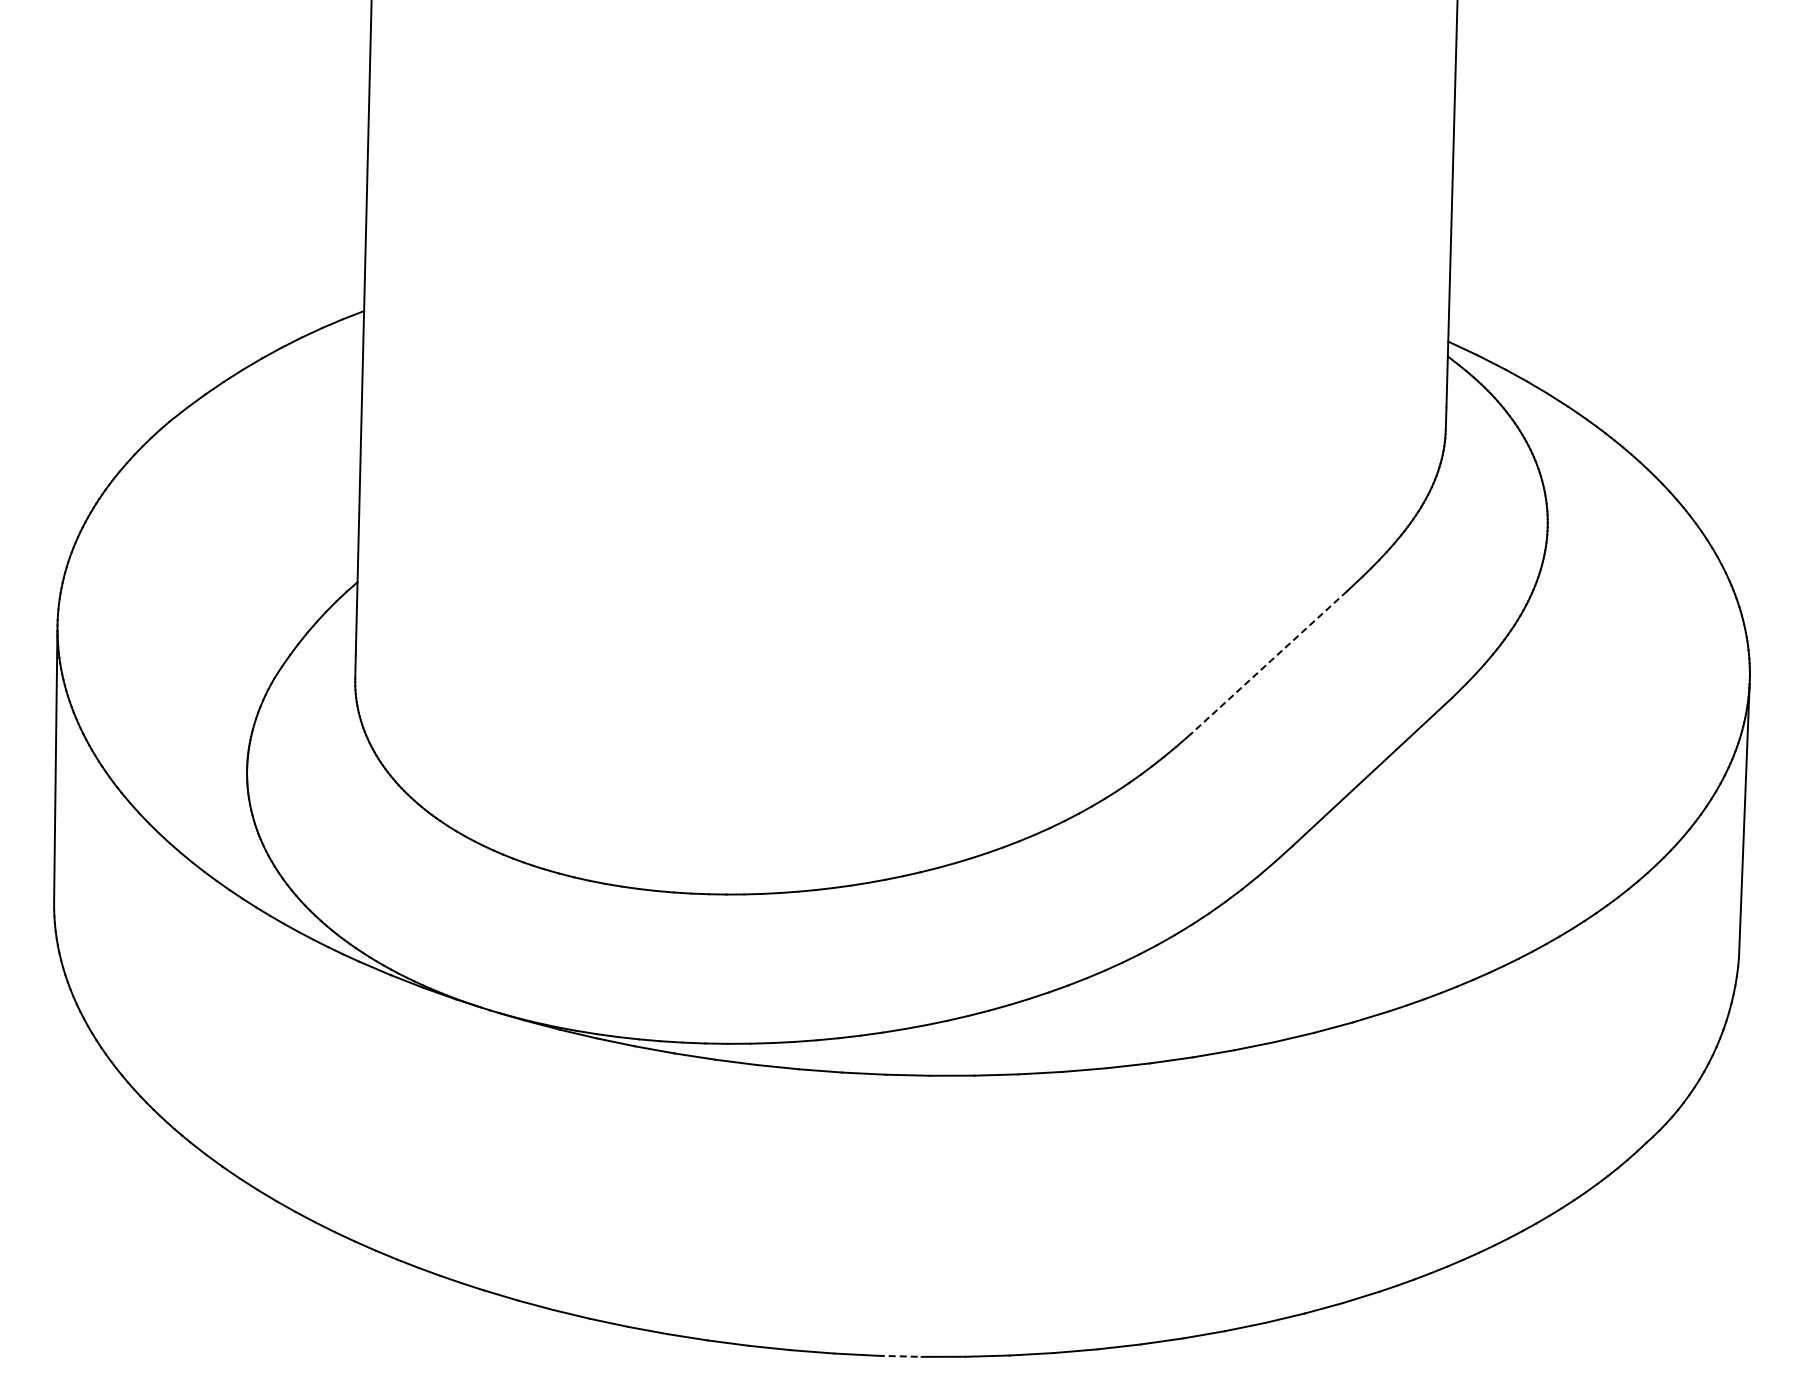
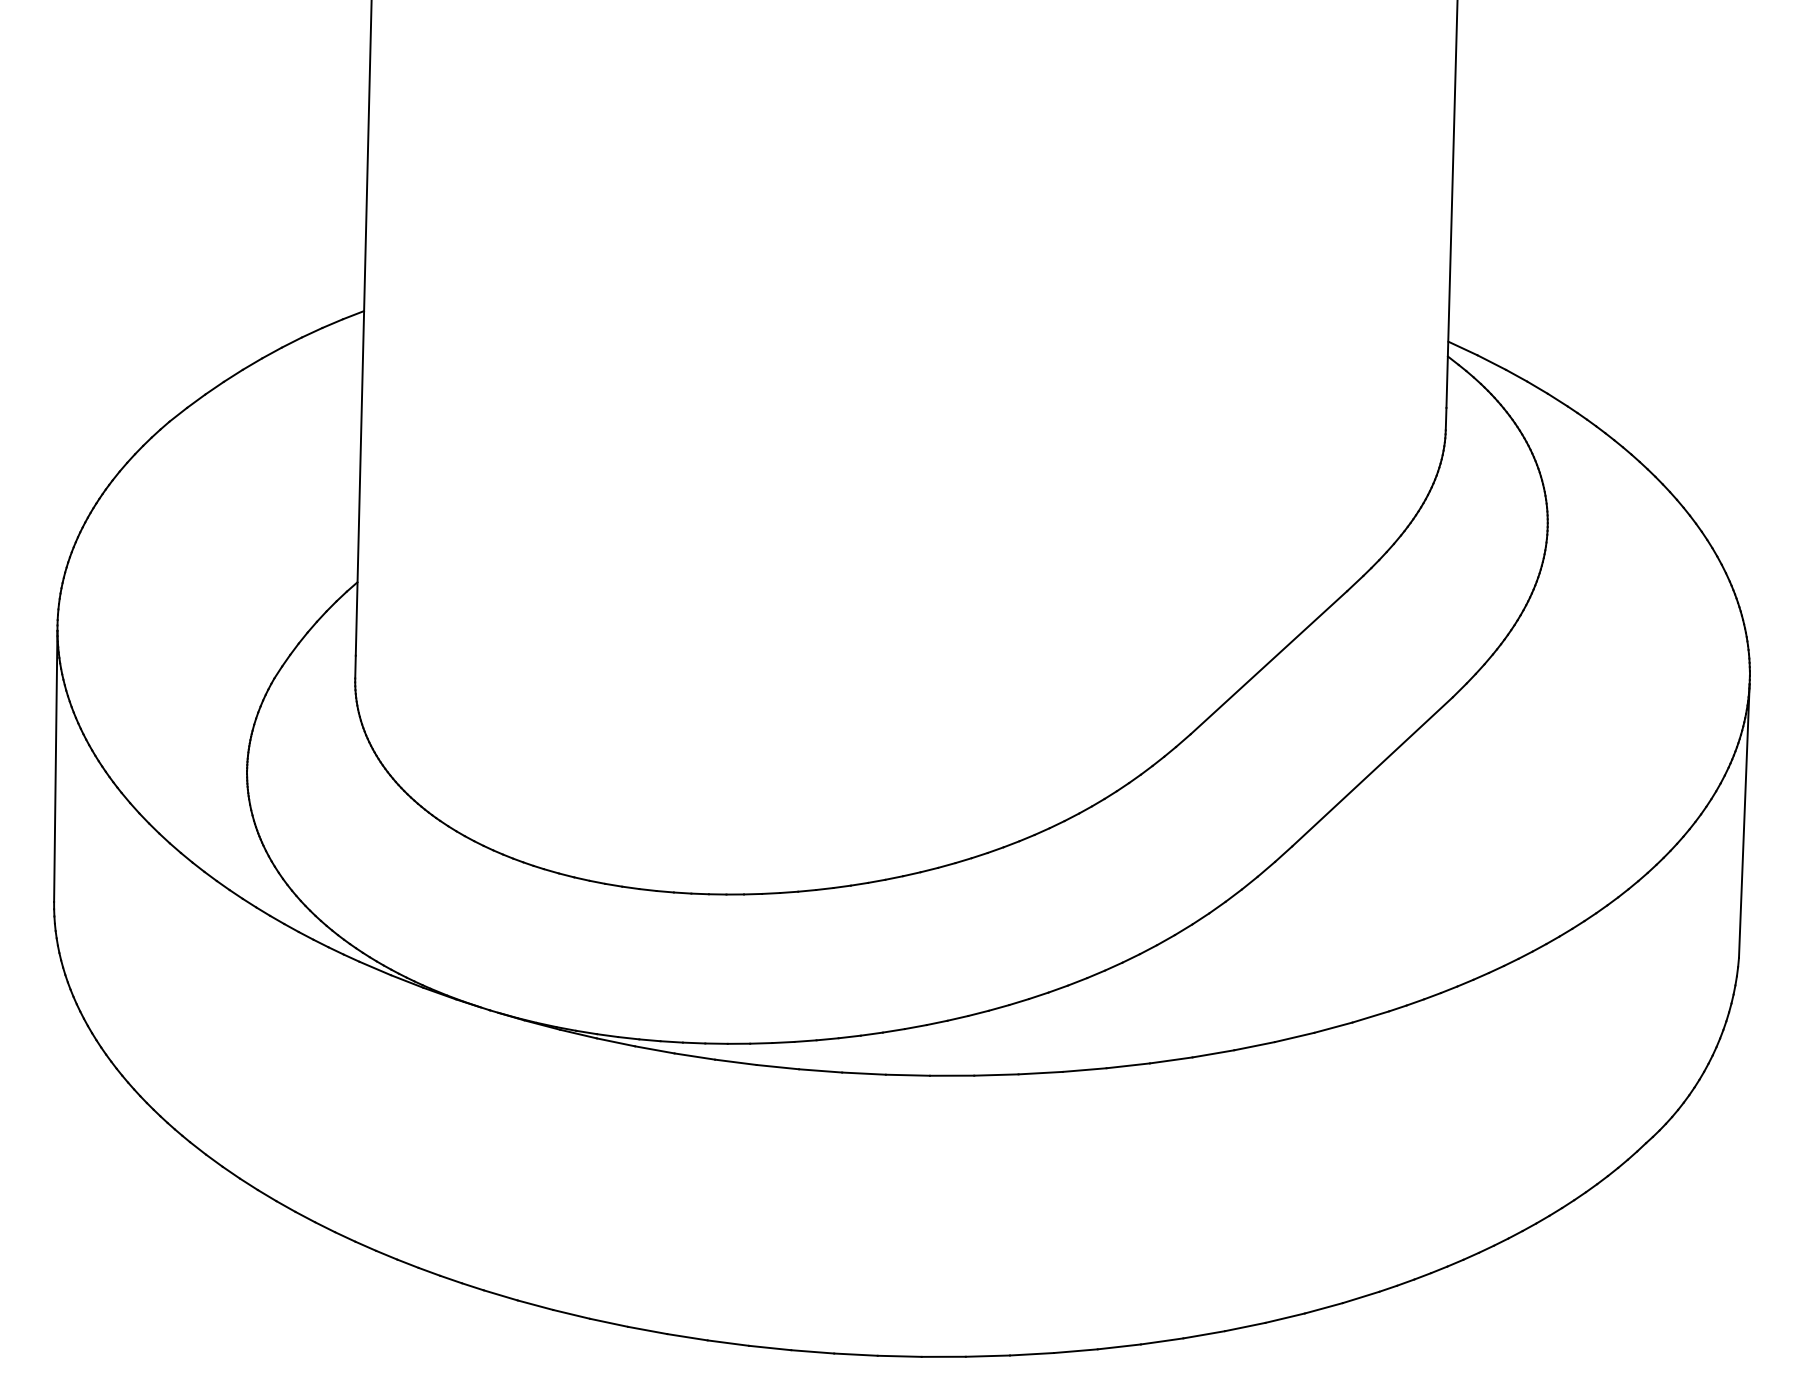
line: dashed -> solid (1268, 663)
line: dashed -> solid (899, 1356)
